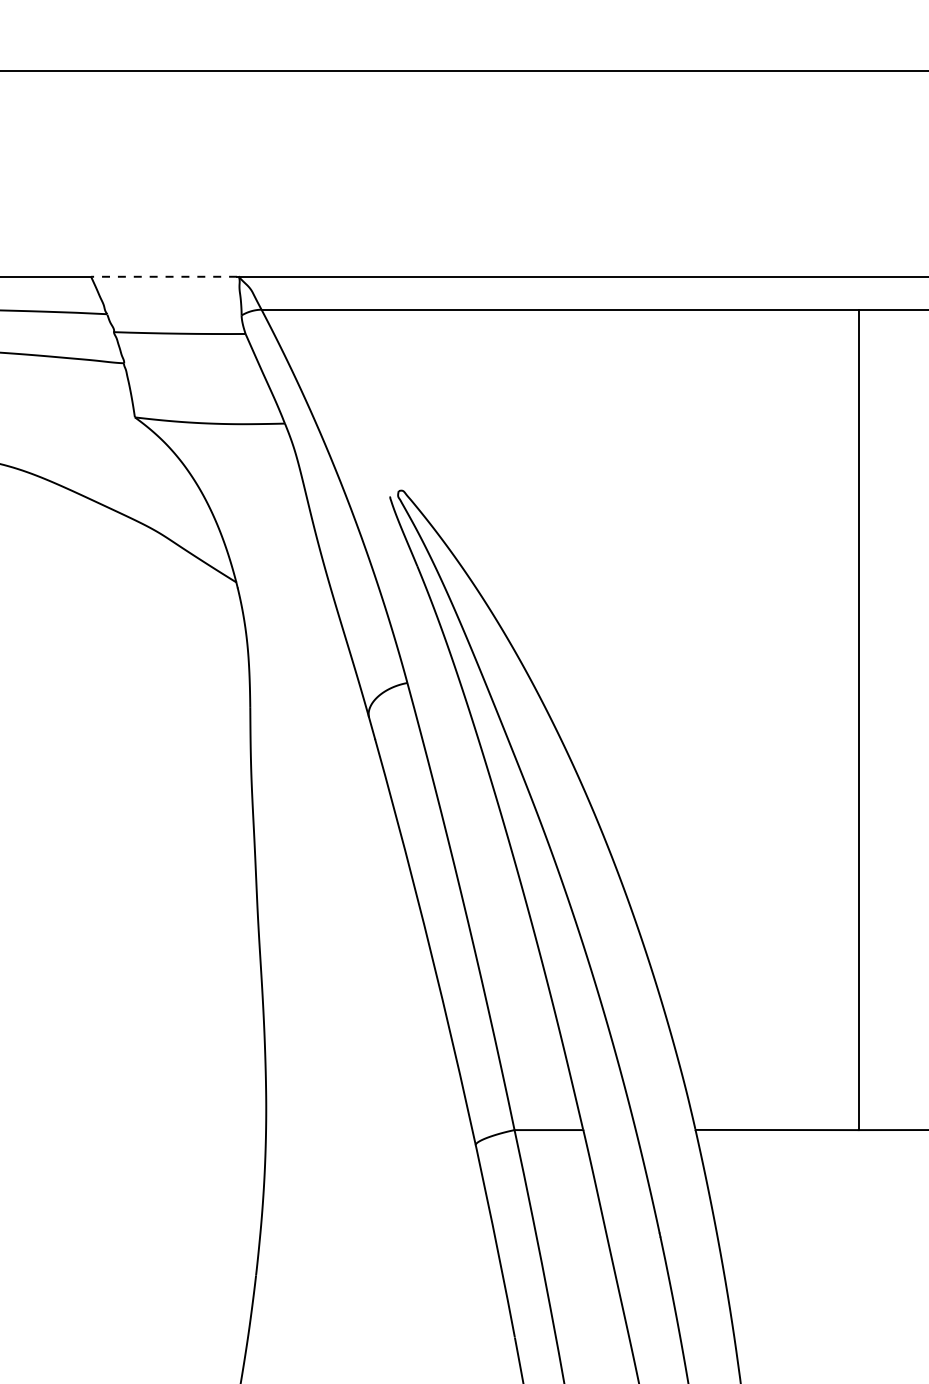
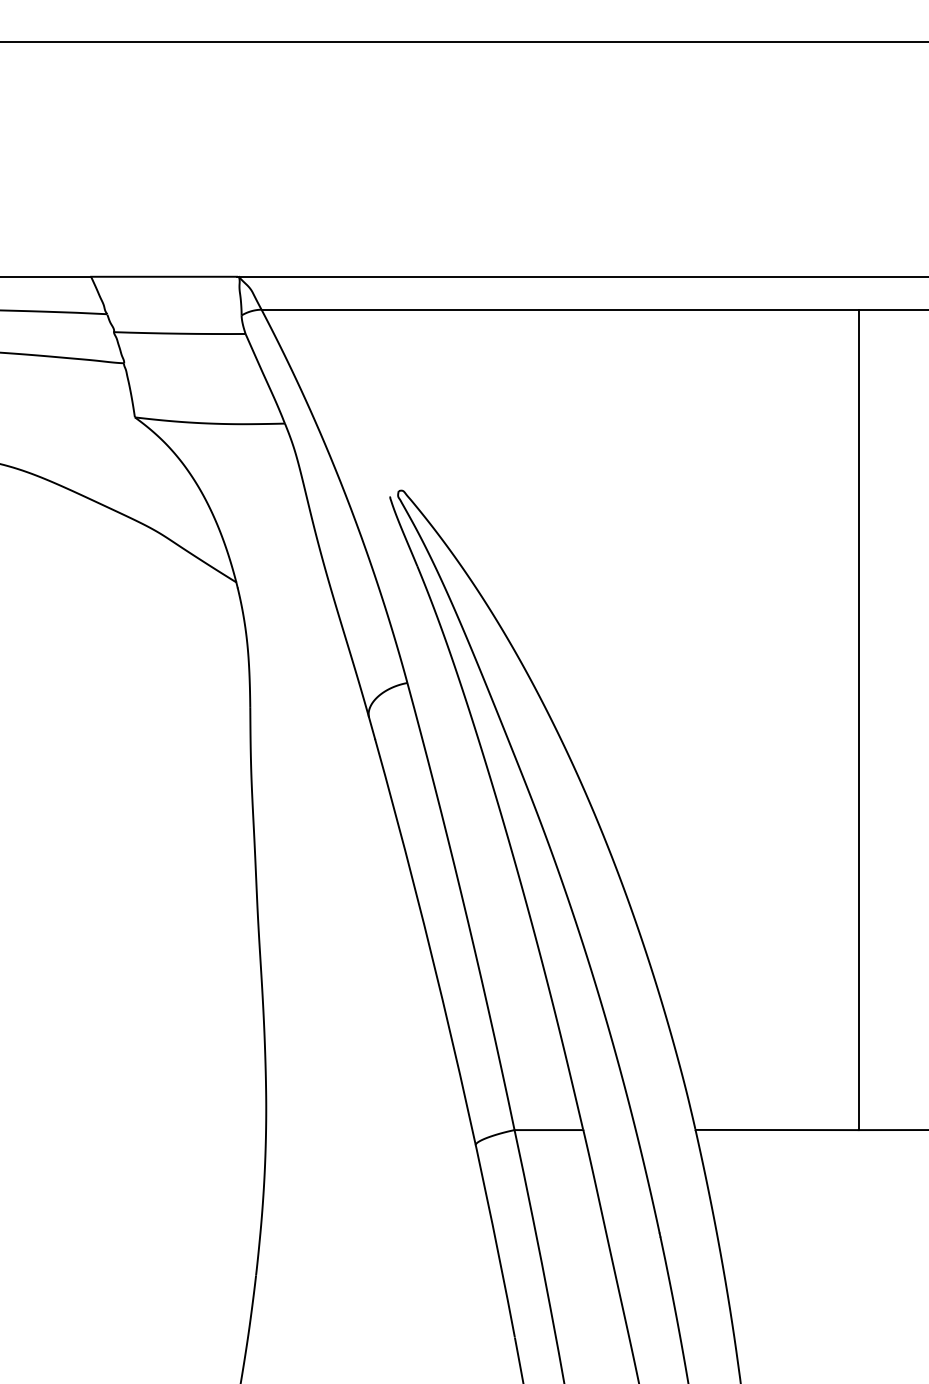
line position: (463, 70) -> (463, 41) (463, 41)
line: dashed -> solid (164, 276)
